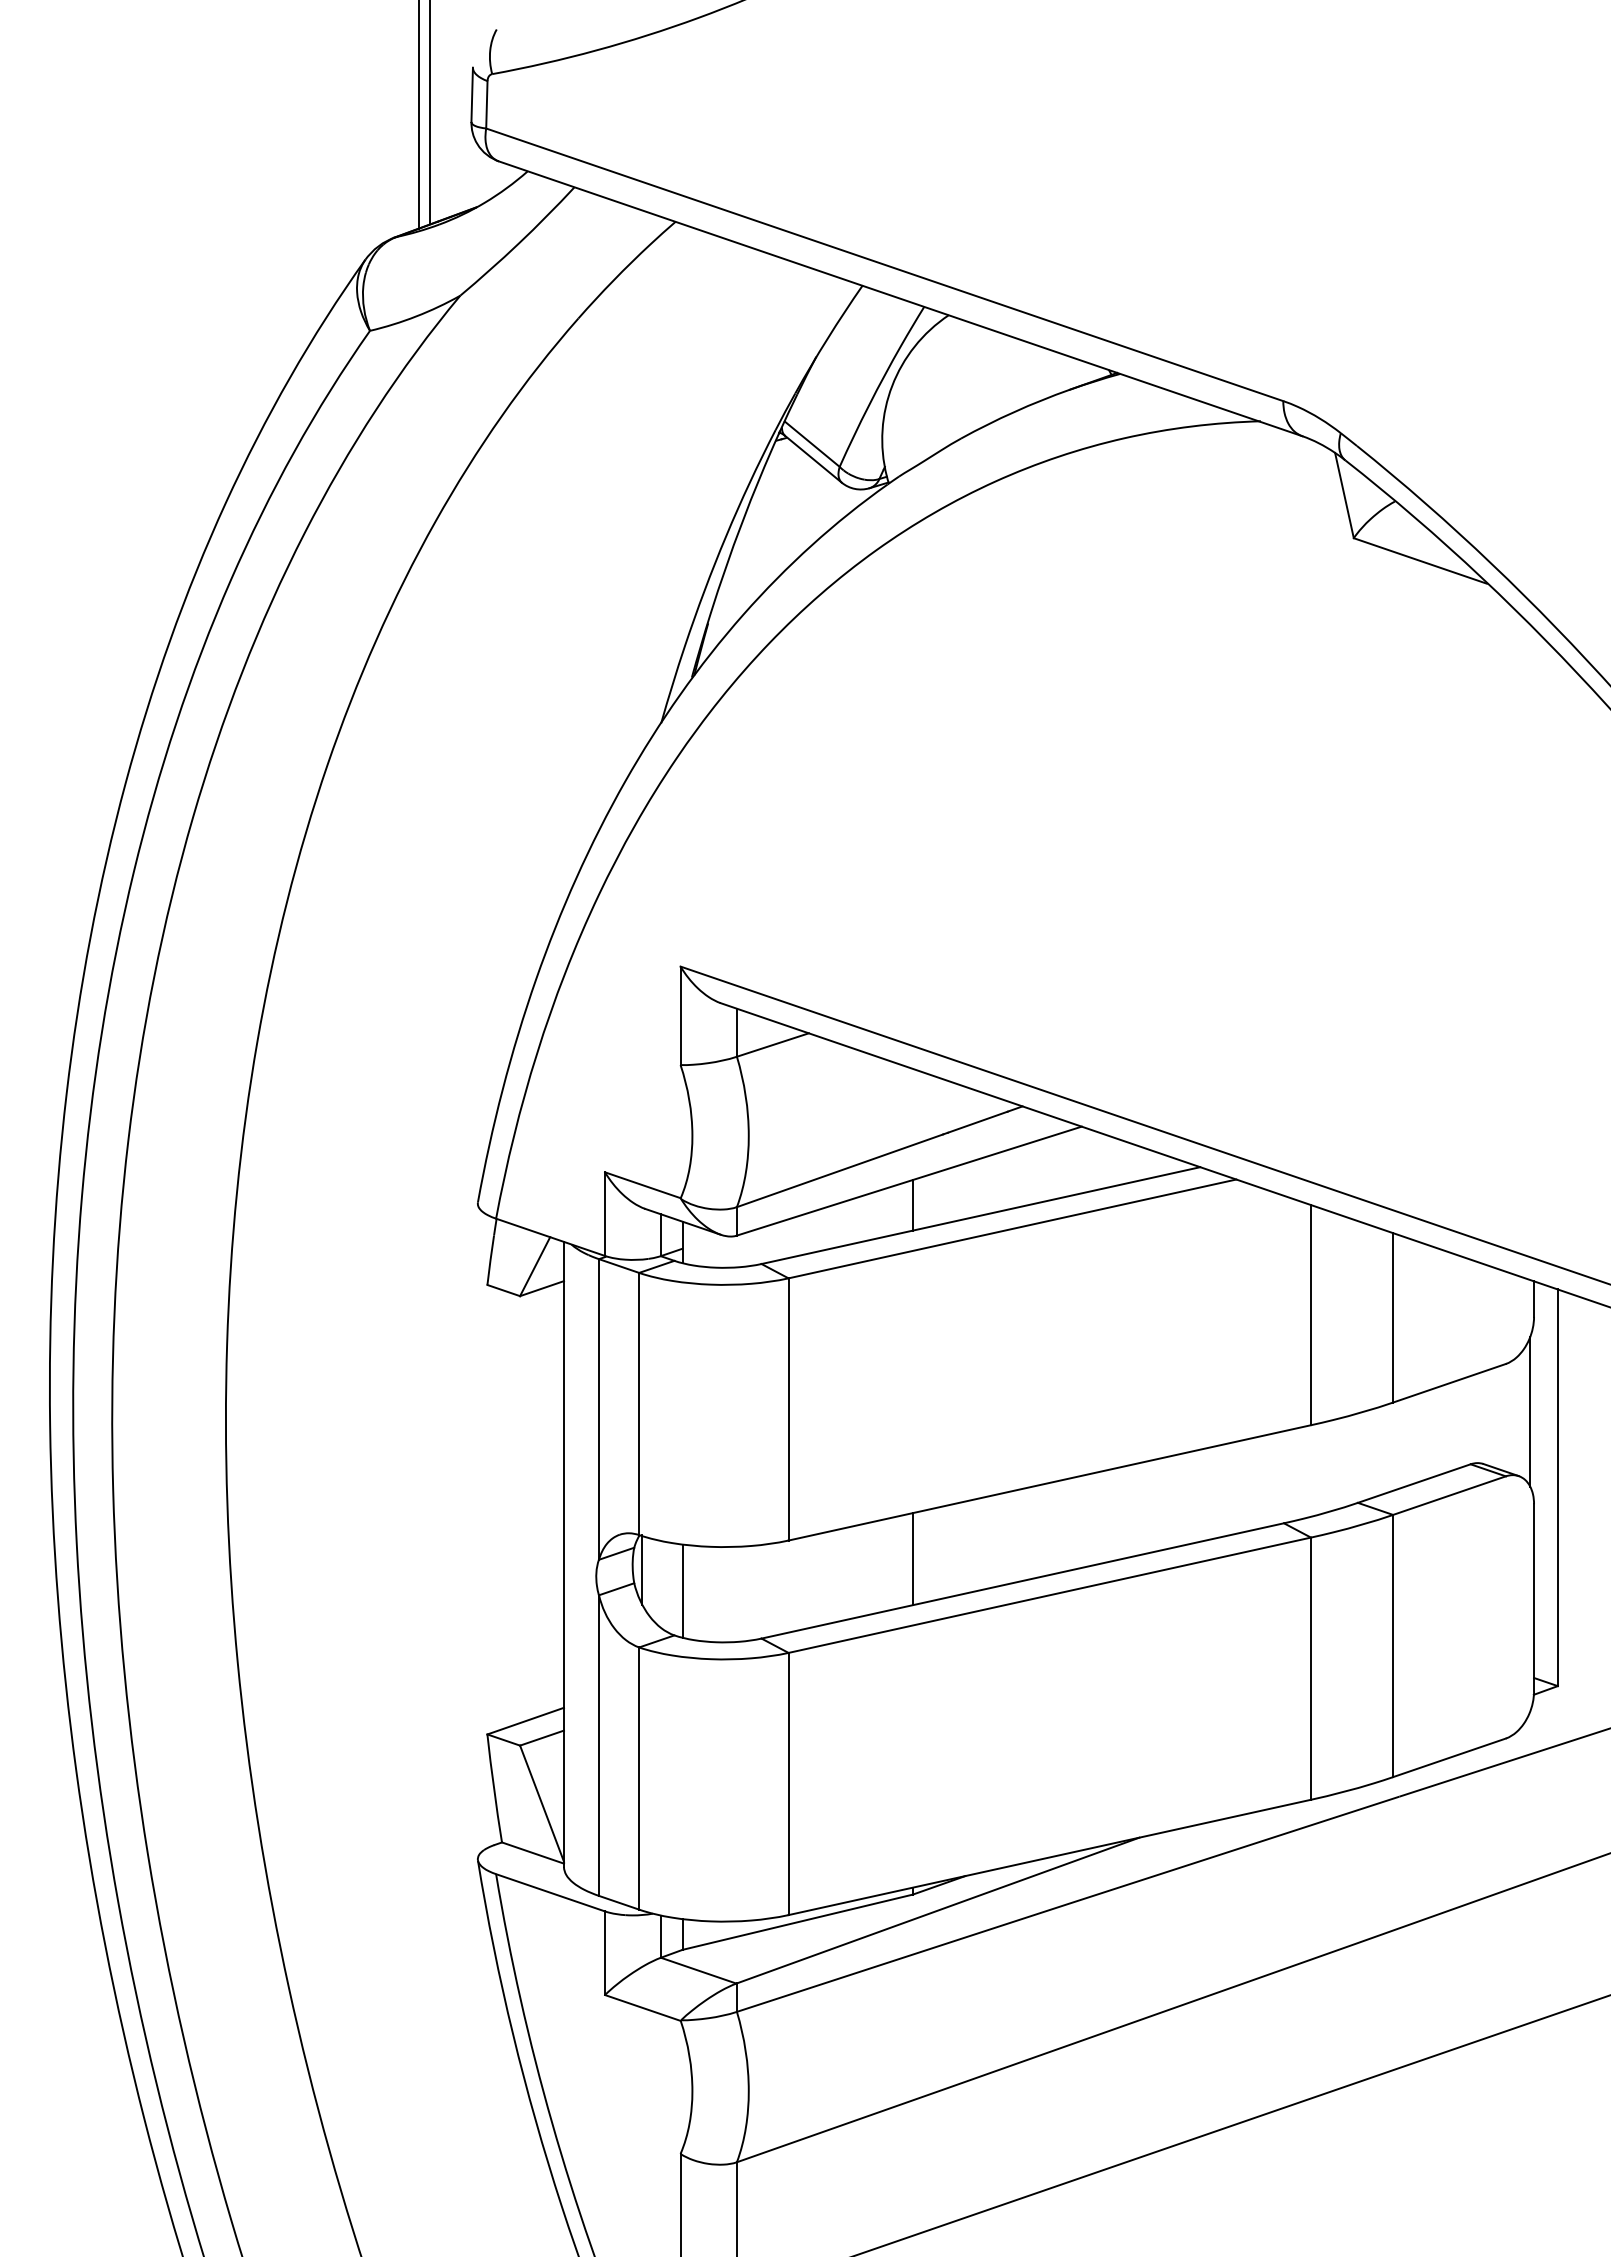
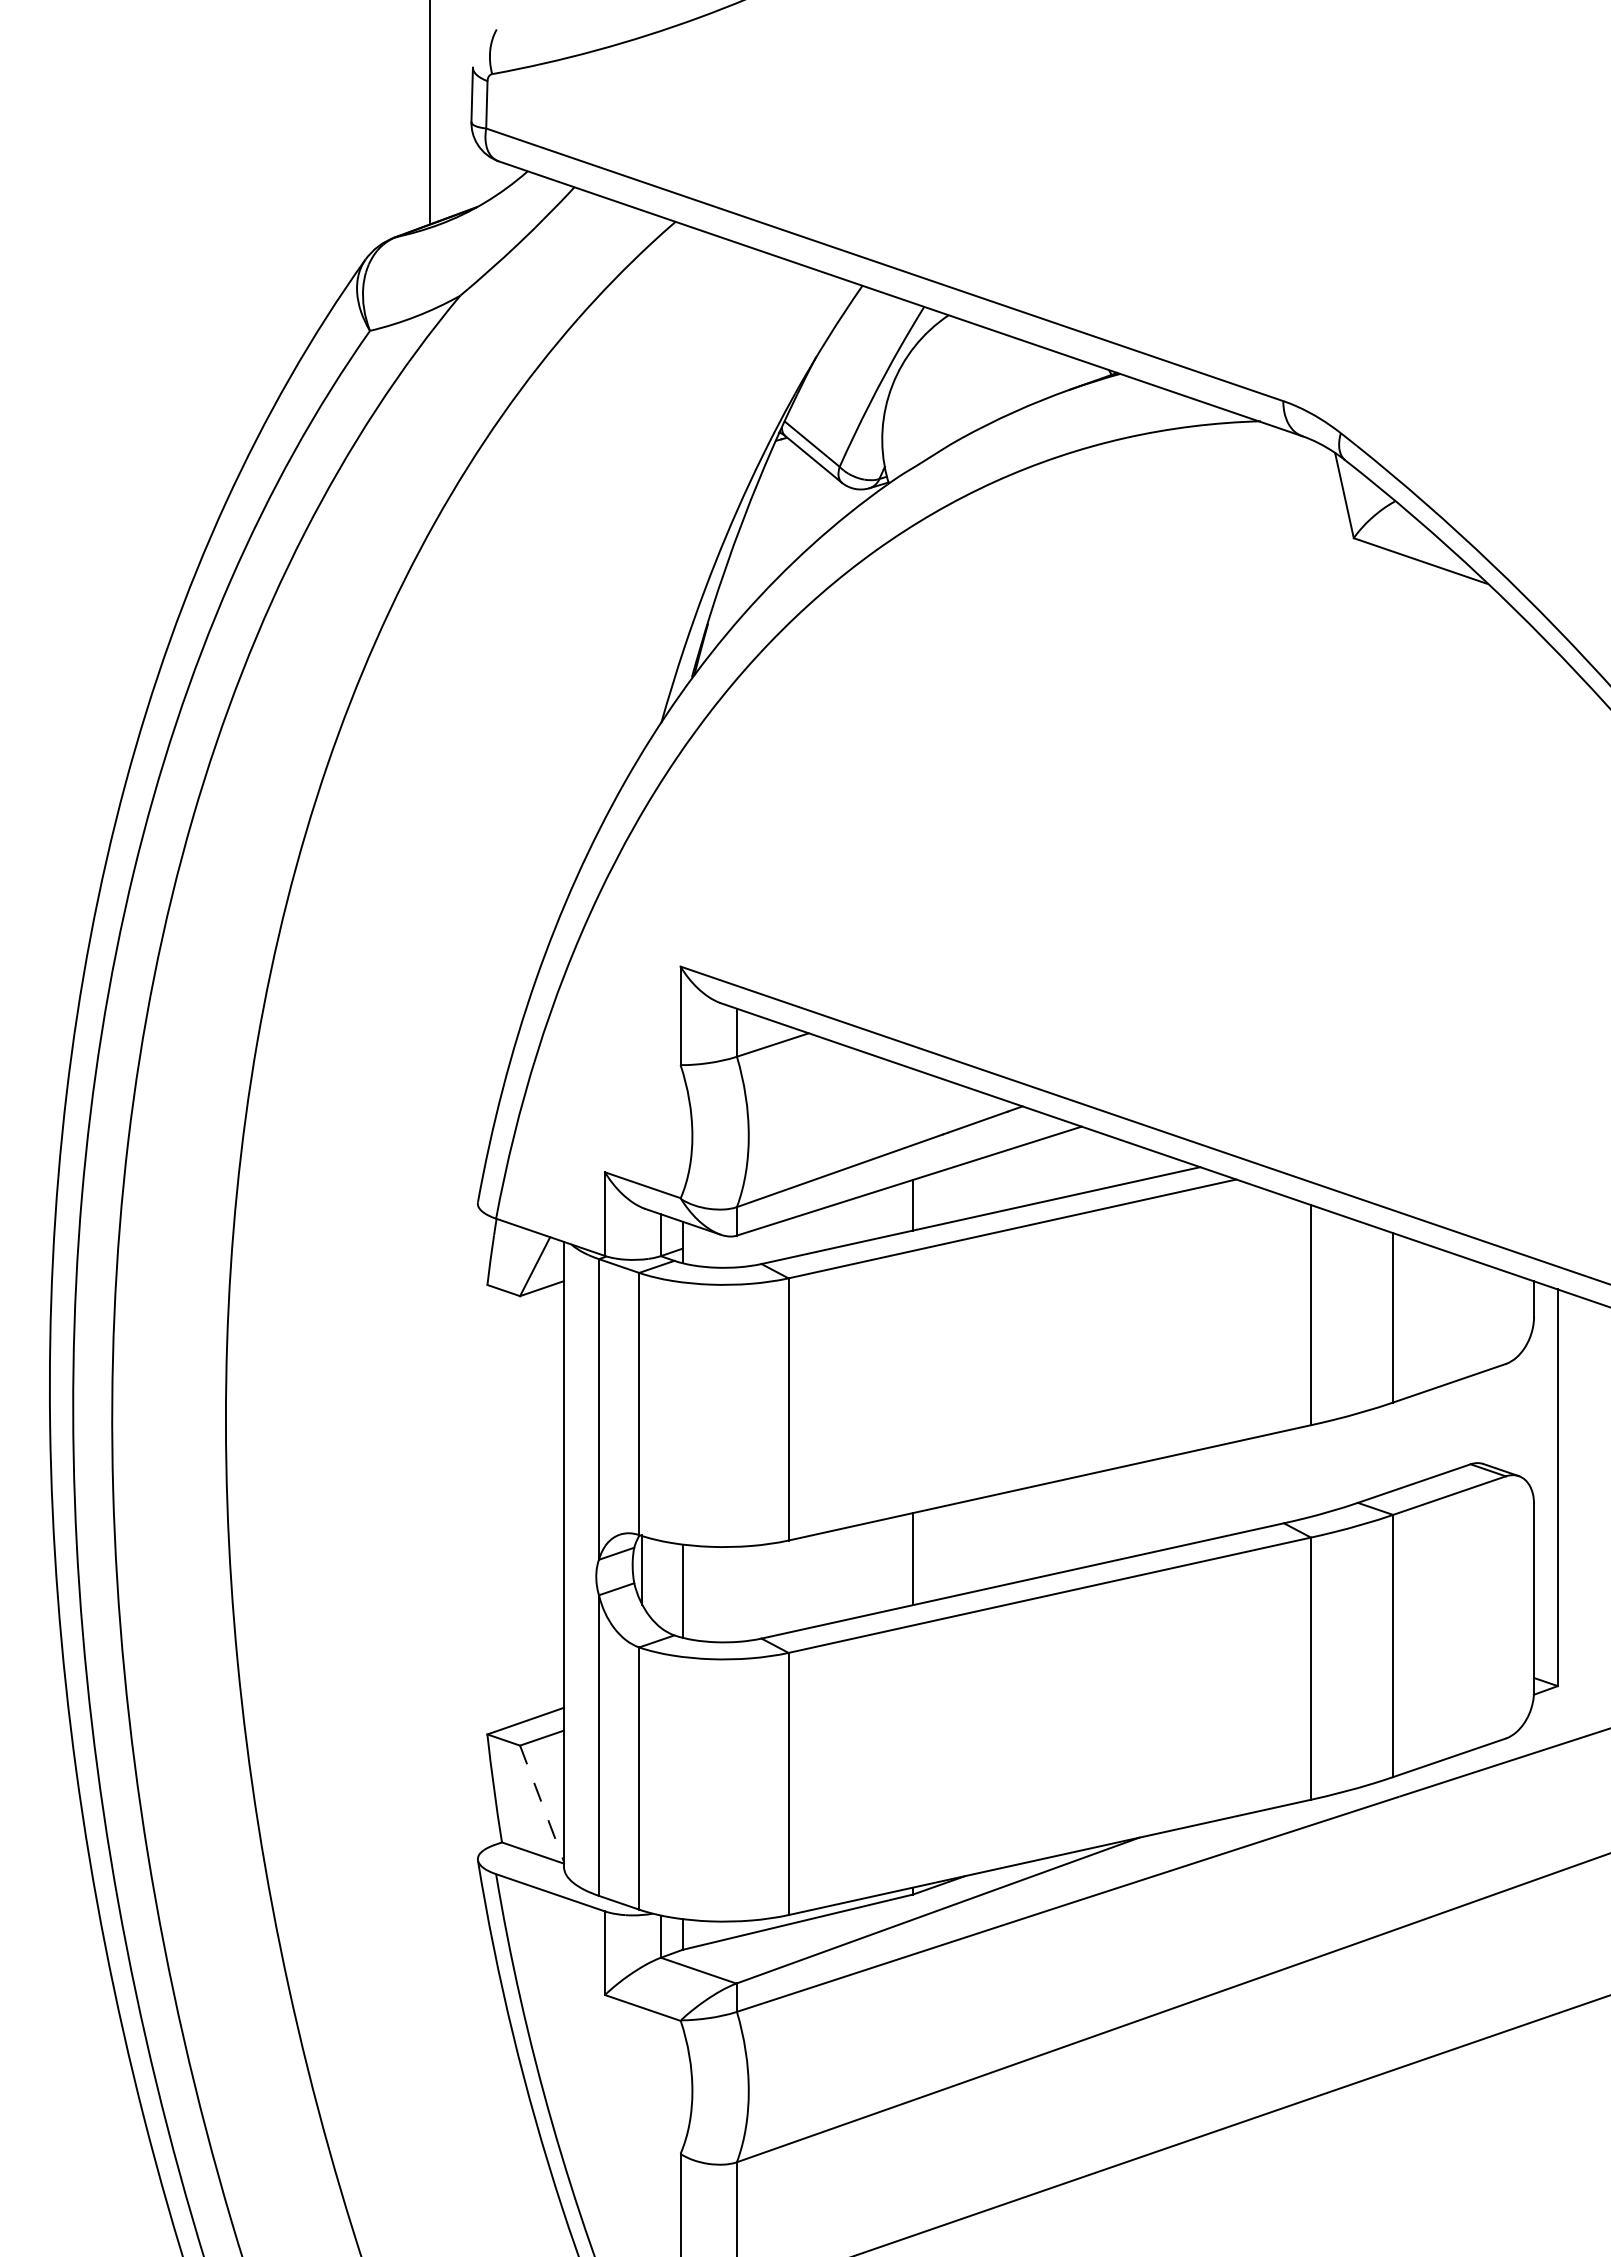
line: present -> none (418, 115)
line: present -> none (1530, 1411)
line: solid -> dashed (542, 1804)
